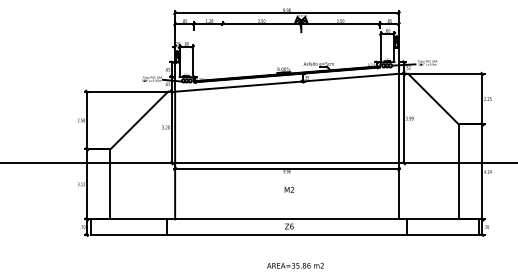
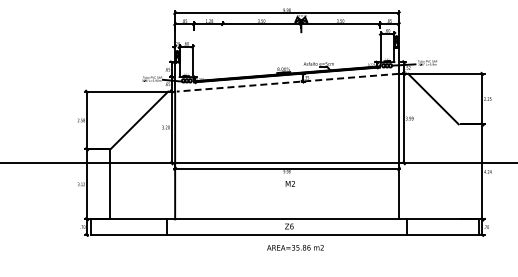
line: solid -> dashed (287, 82)
line: present -> none (458, 171)
text position: (288, 189) -> (289, 183) (289, 183)
text position: (295, 265) -> (295, 247) (295, 247)
